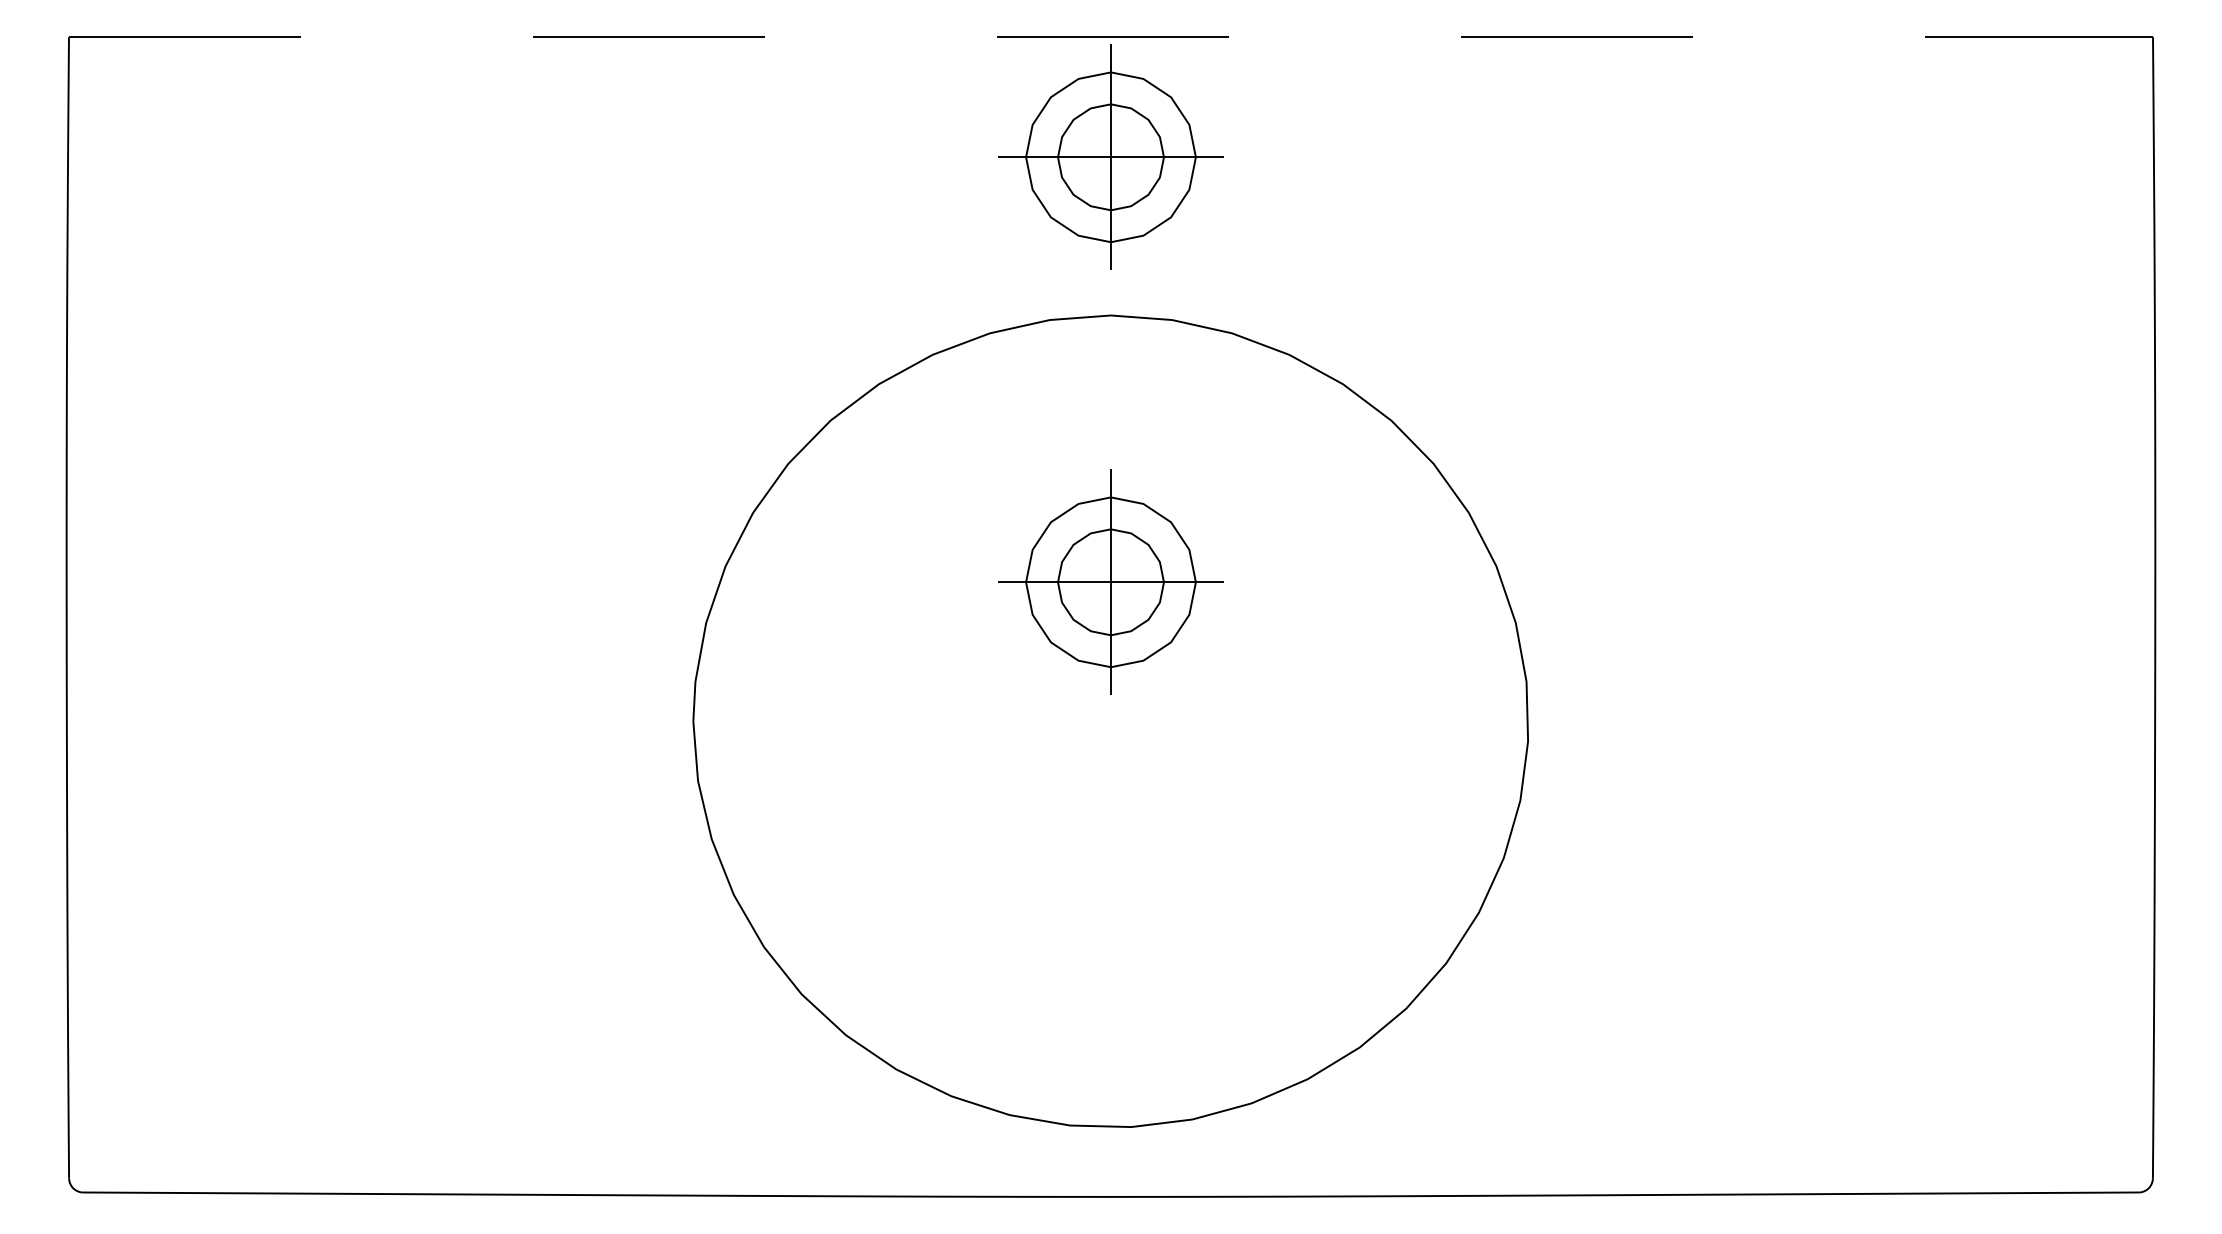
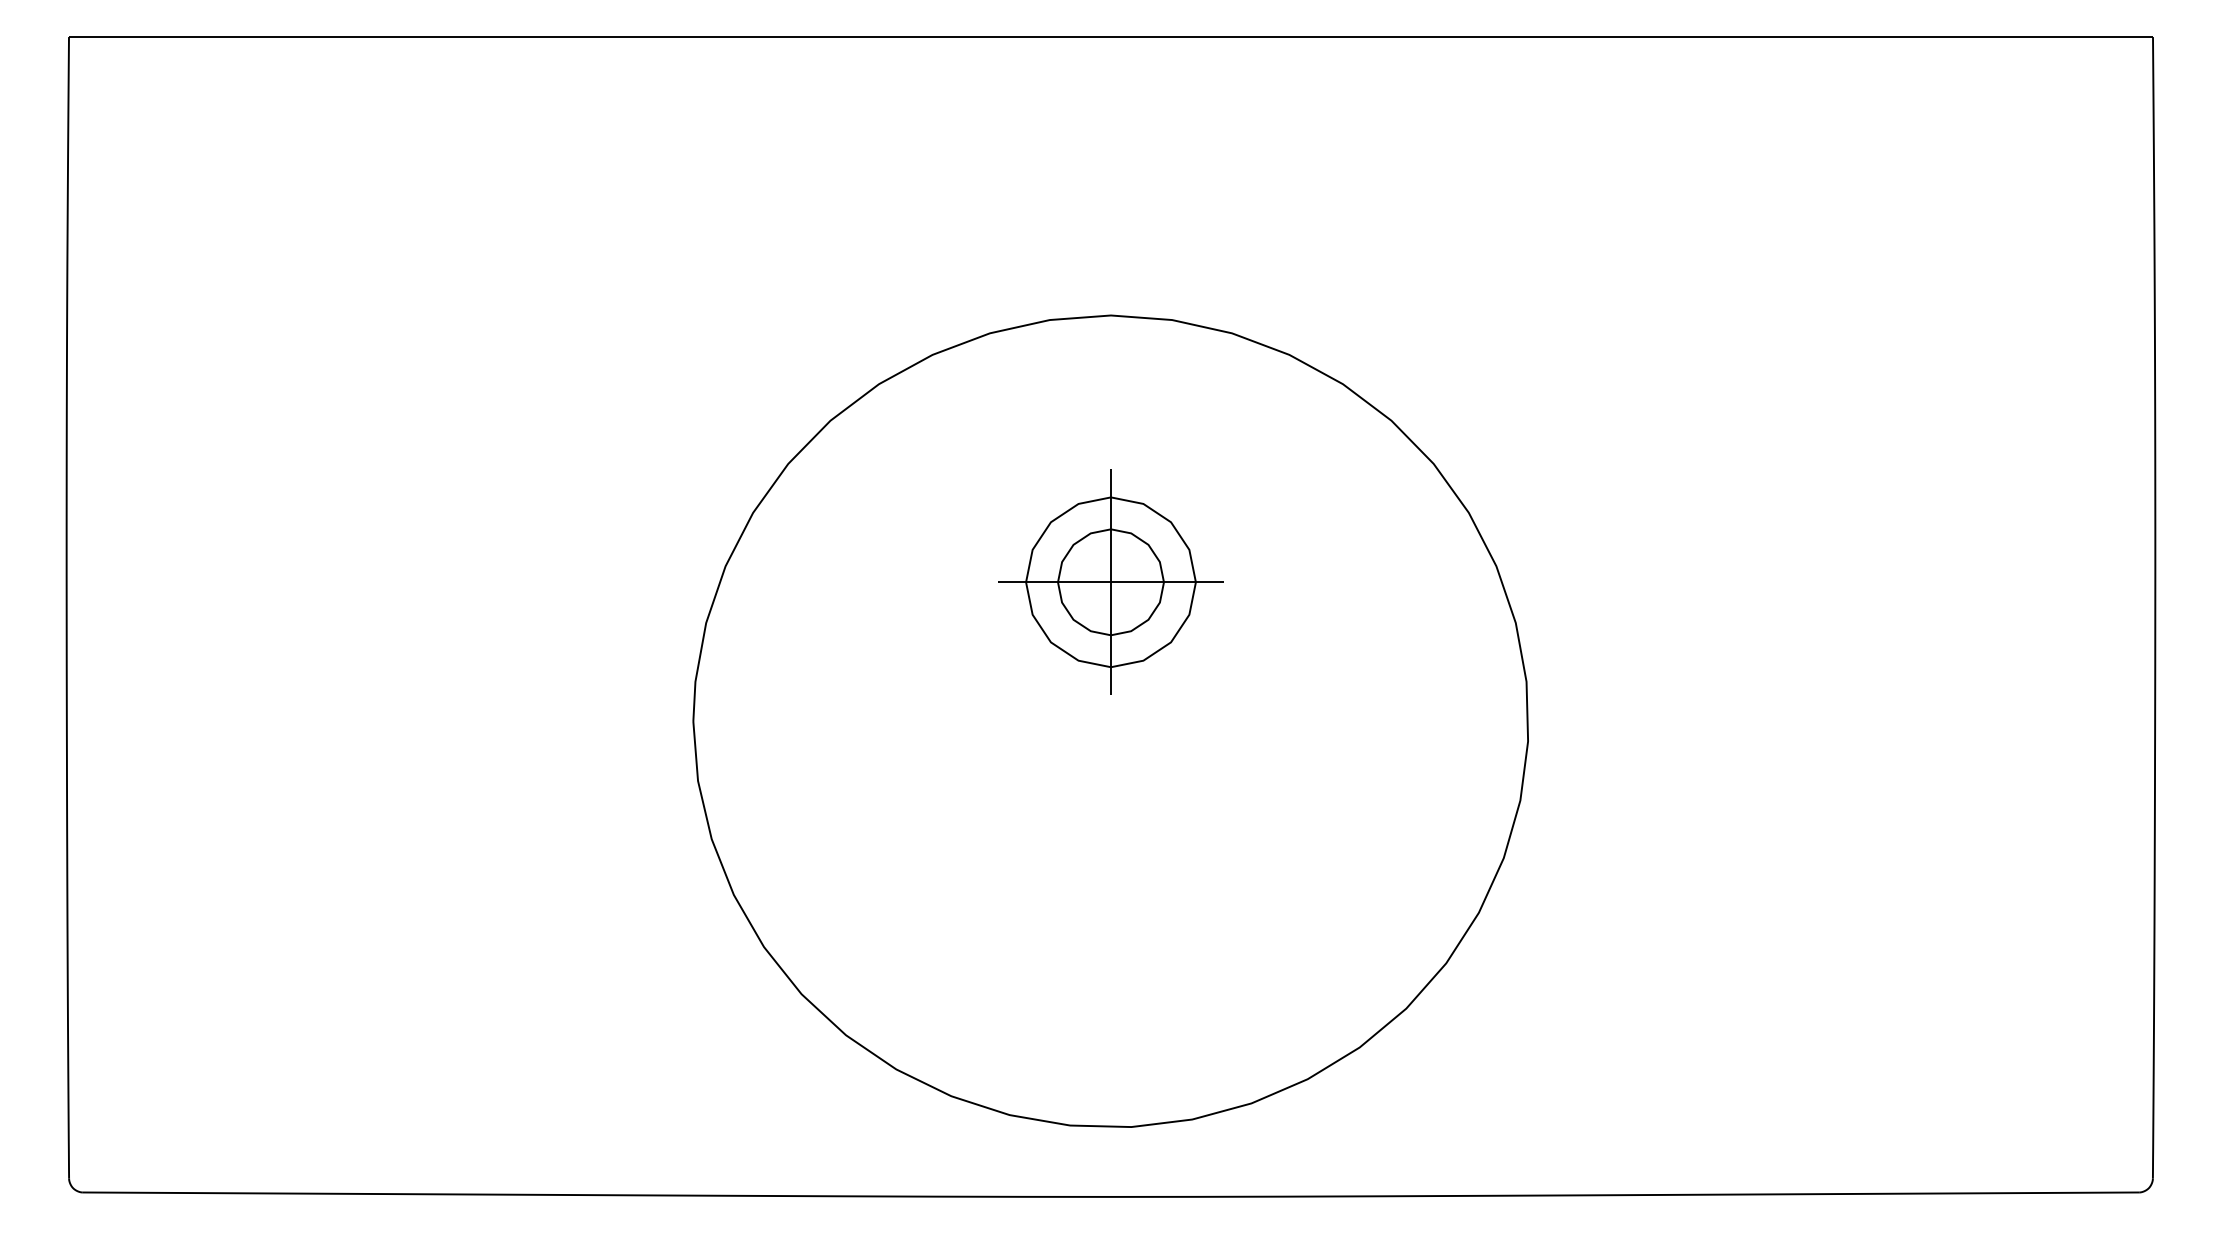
line: dashed -> solid (1110, 37)
part: present -> none (1110, 156)
